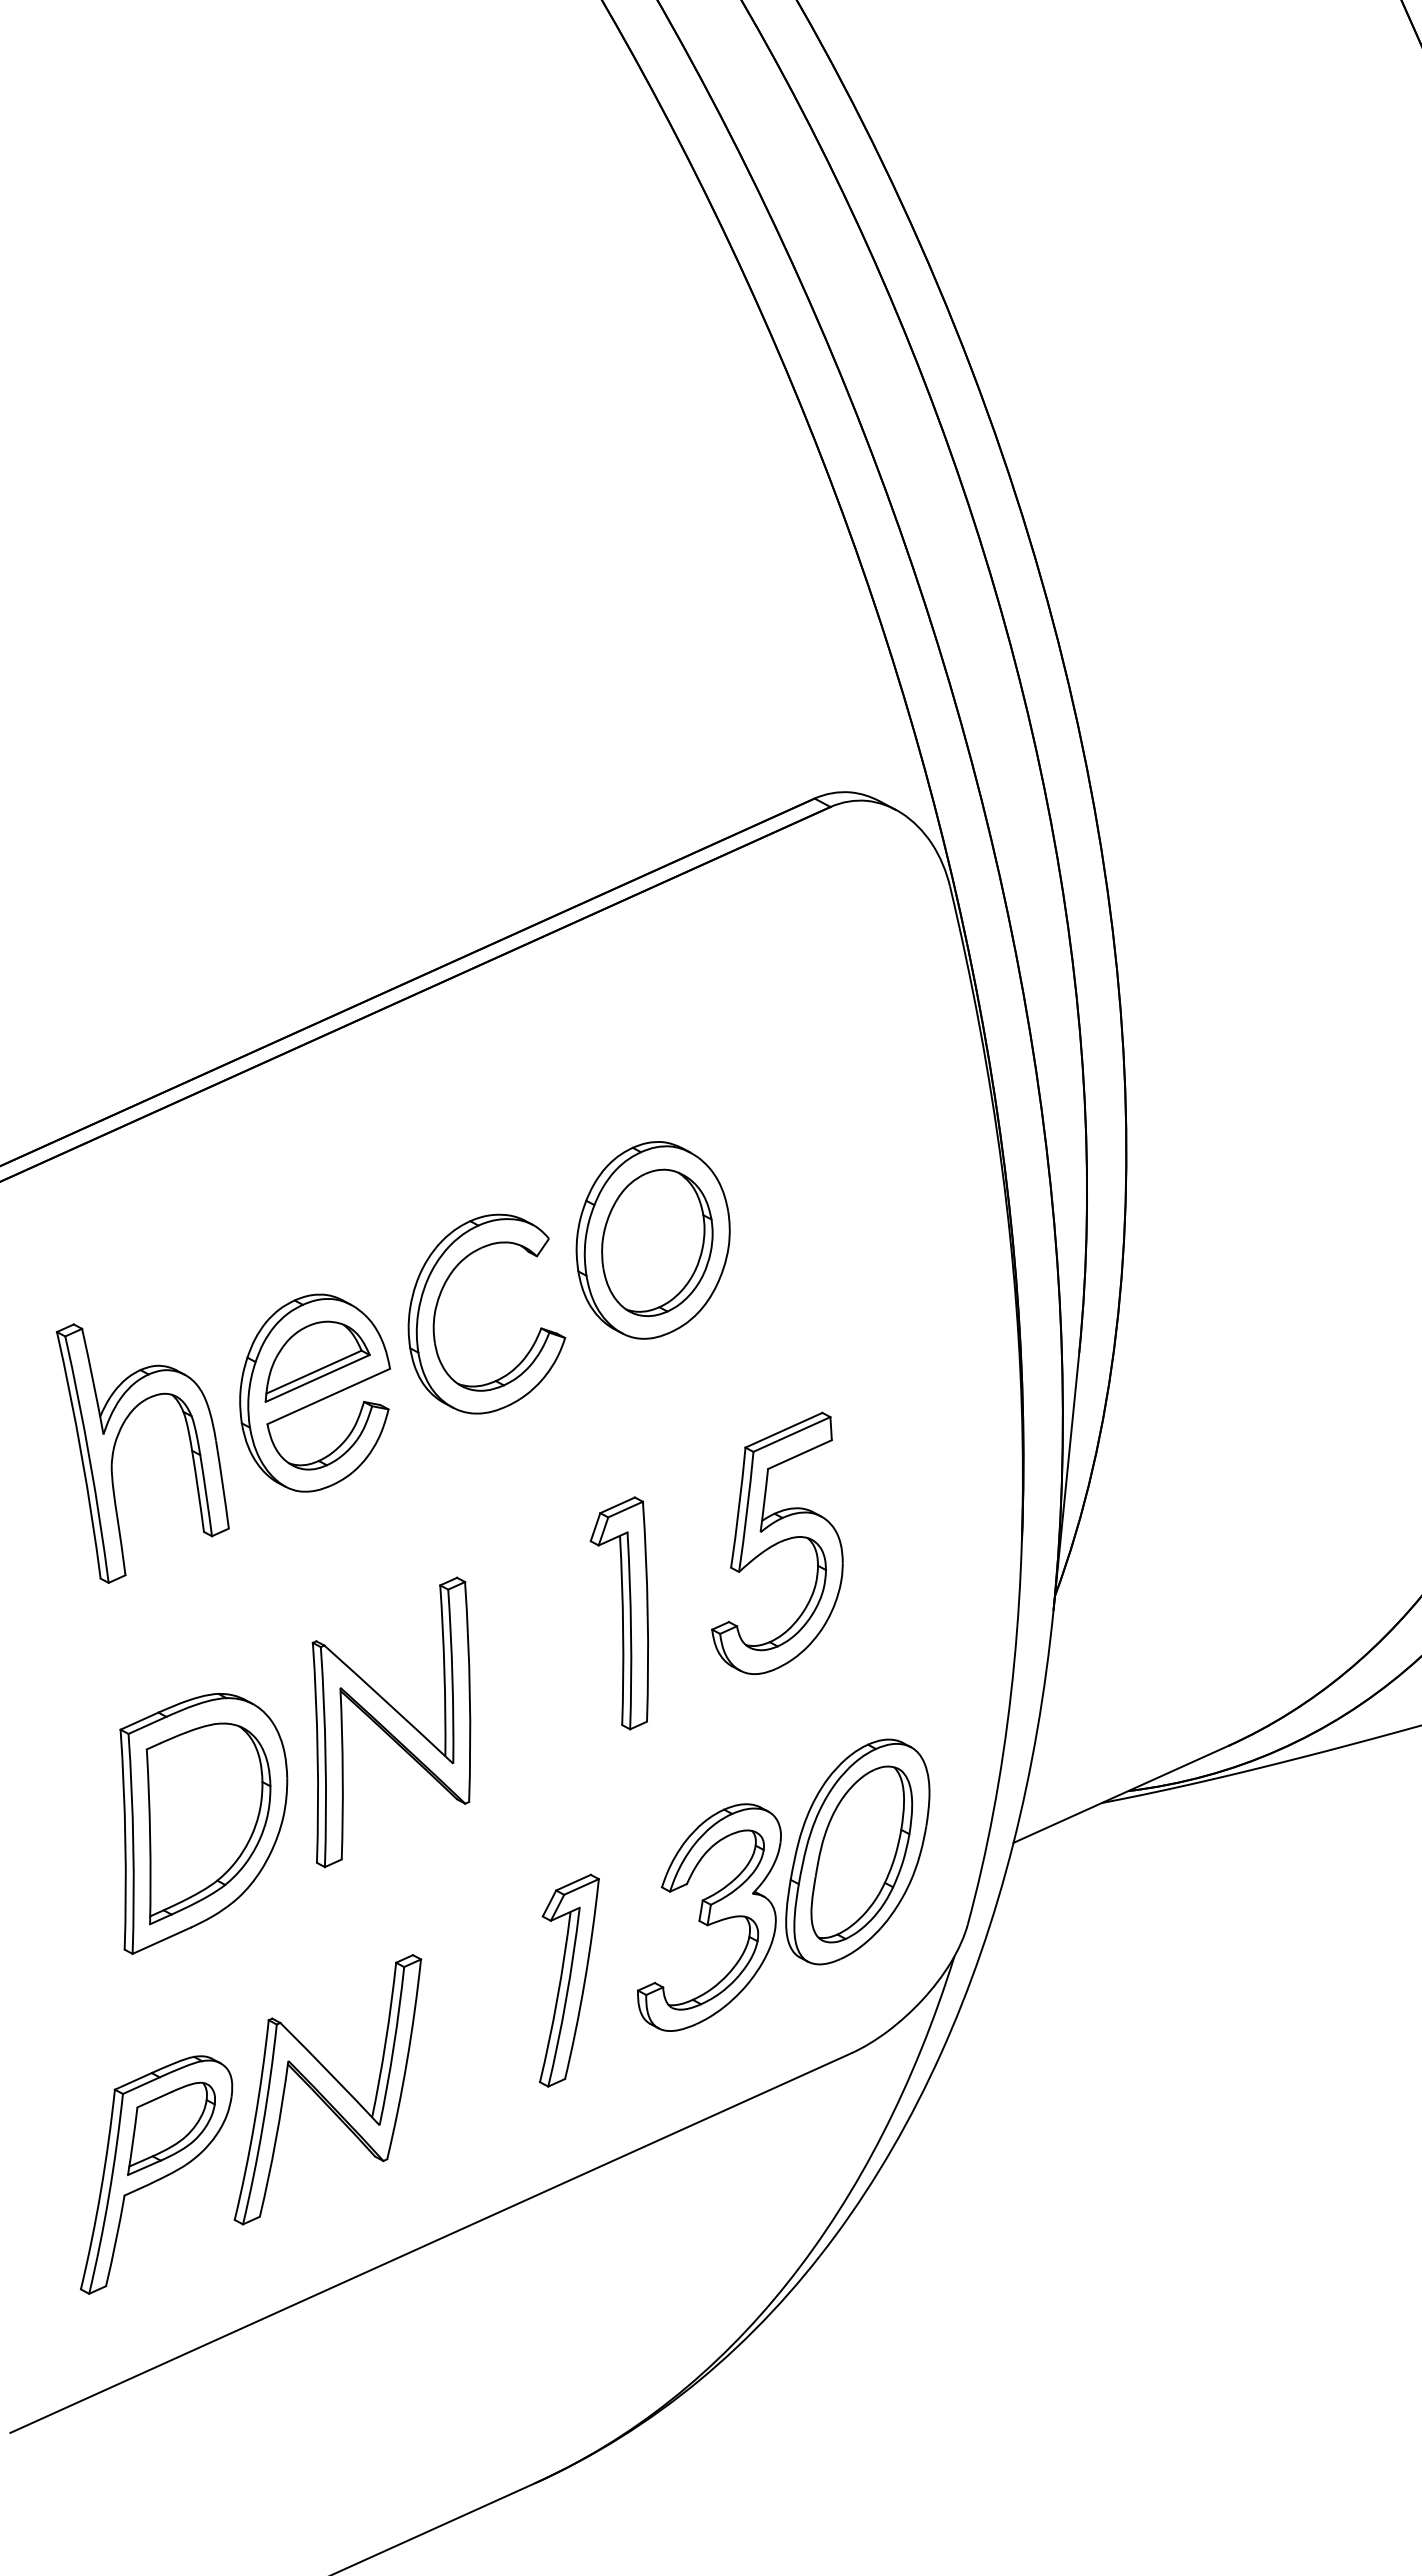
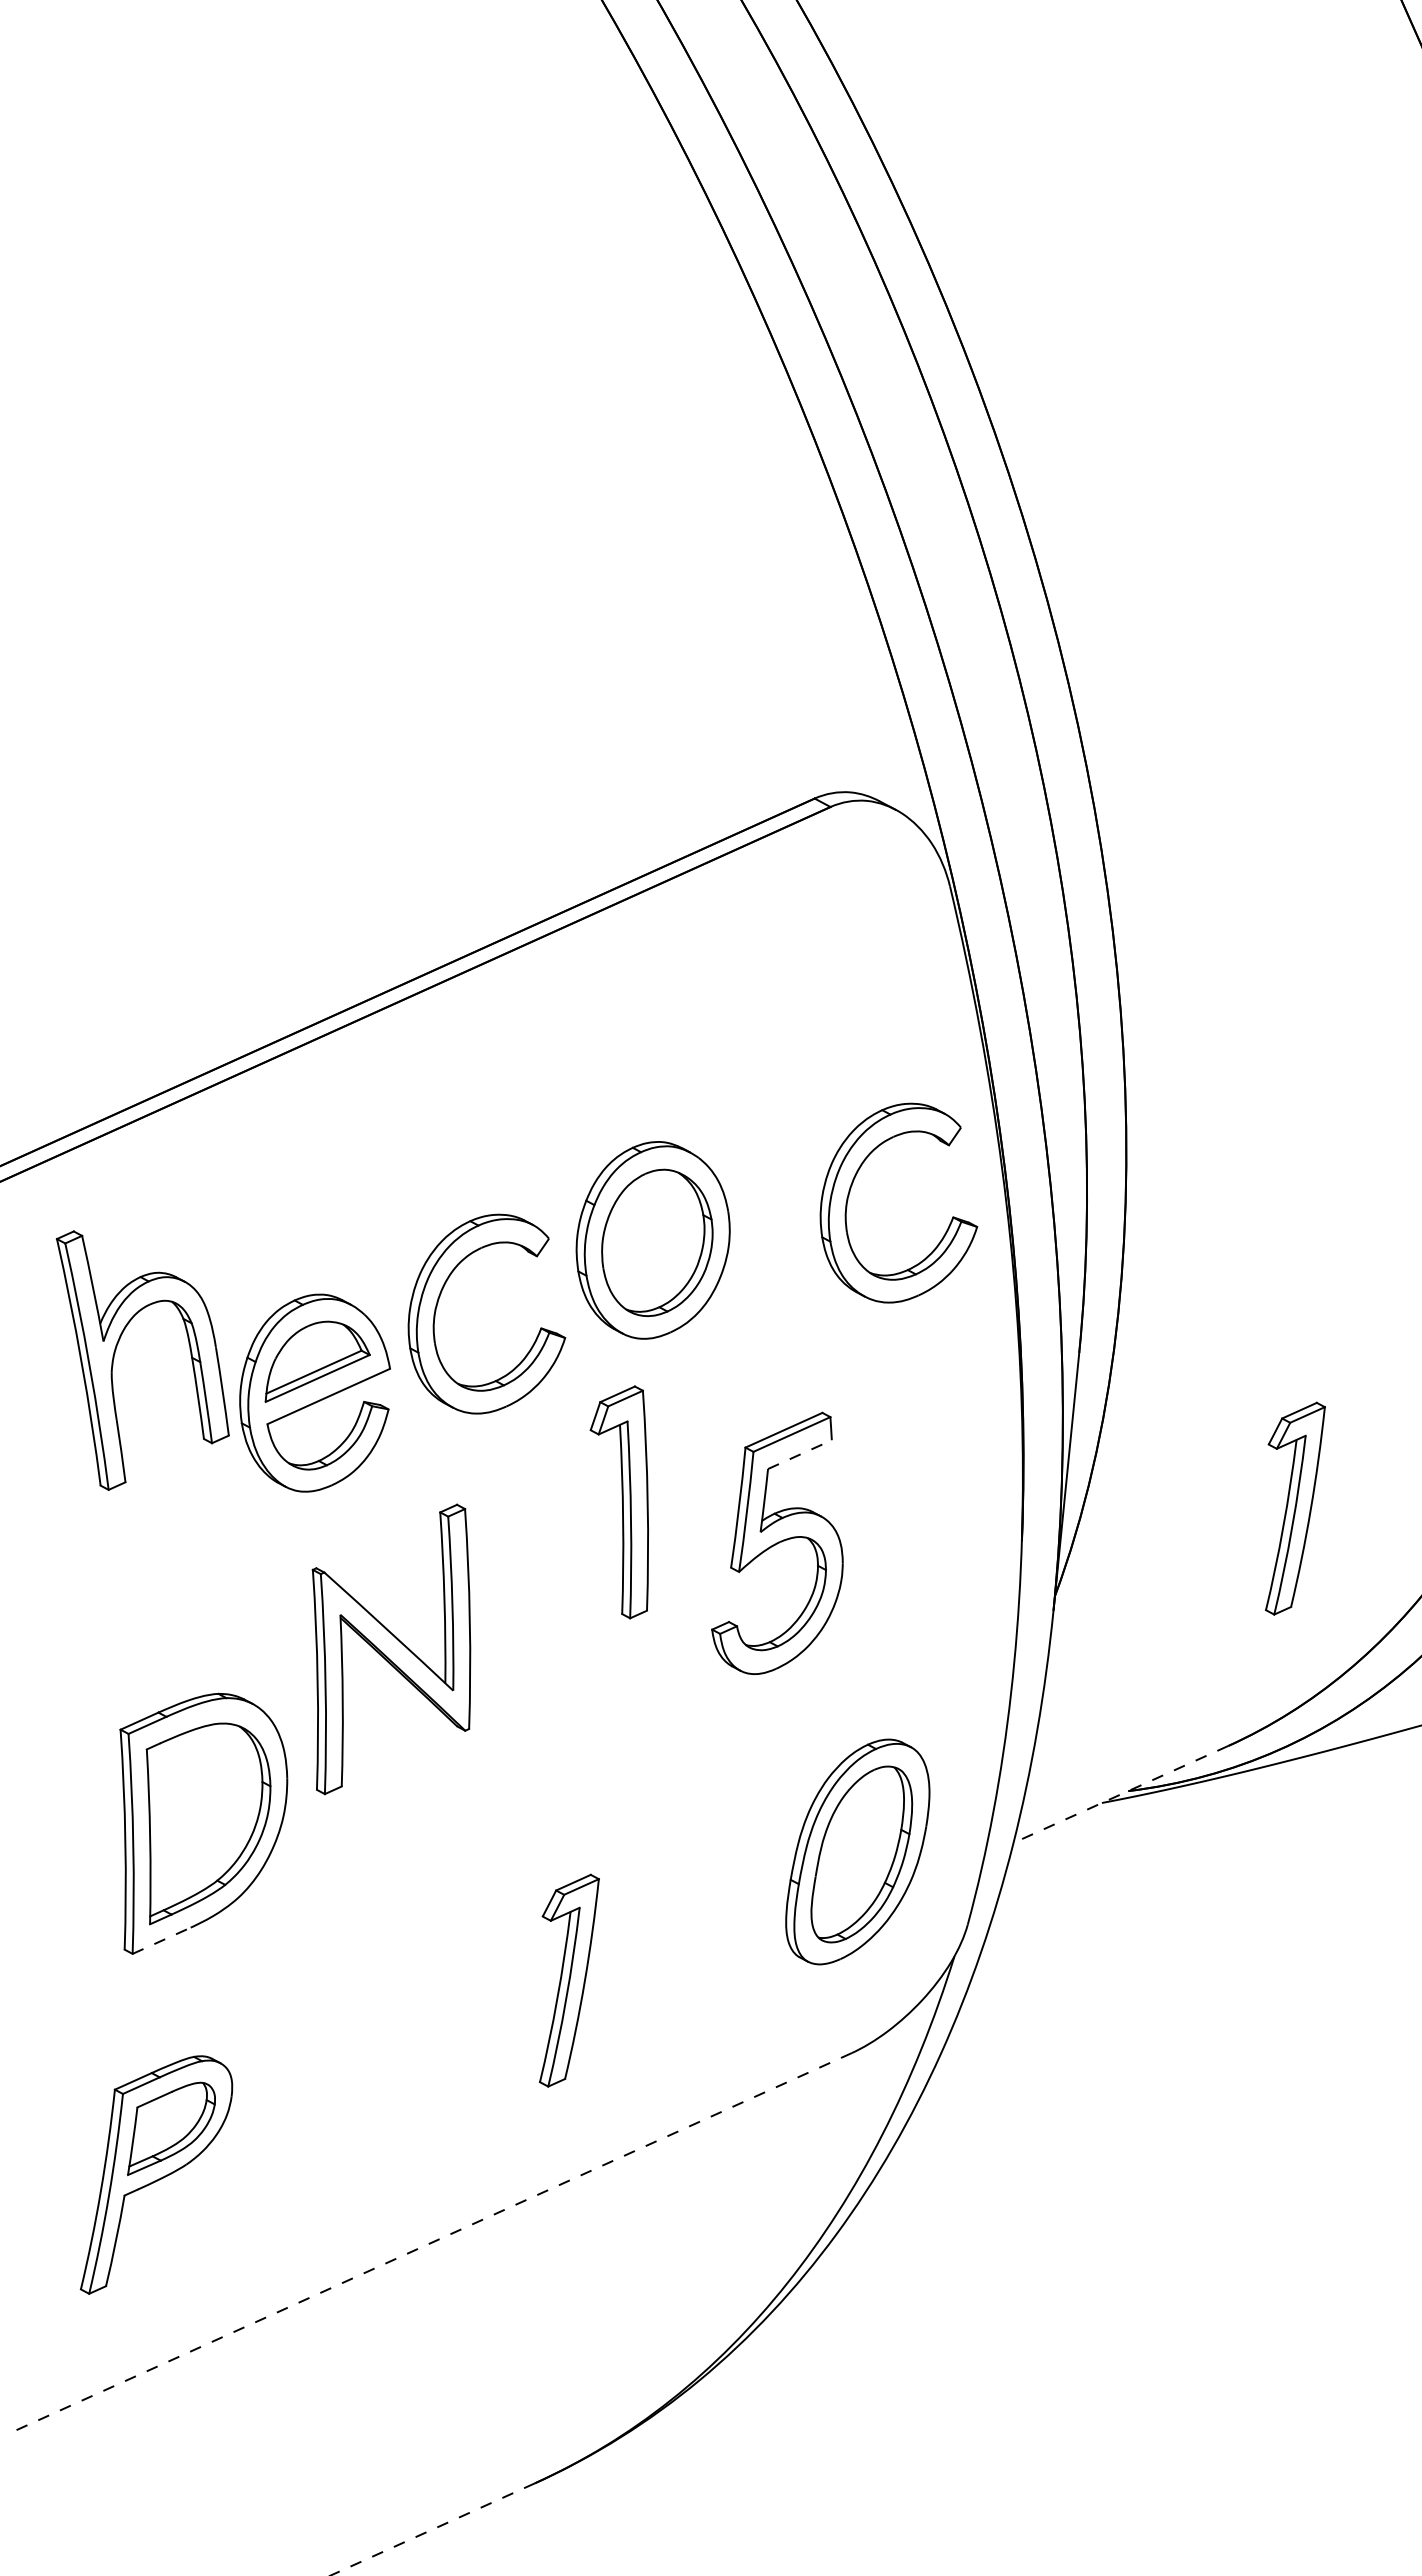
part: none -> present (853, 1183)
part position: (116, 1443) -> (116, 1350) (116, 1350)
line: solid -> dashed (799, 1454)
part: none -> present (1295, 1508)
part position: (618, 1613) -> (618, 1502) (618, 1502)
part position: (391, 1722) -> (391, 1649) (391, 1649)
line: solid -> dashed (1120, 1794)
part: present -> none (709, 1917)
line: solid -> dashed (161, 1940)
part: present -> none (327, 2089)
line: solid -> dashed (431, 2242)
line: solid -> dashed (432, 2529)
